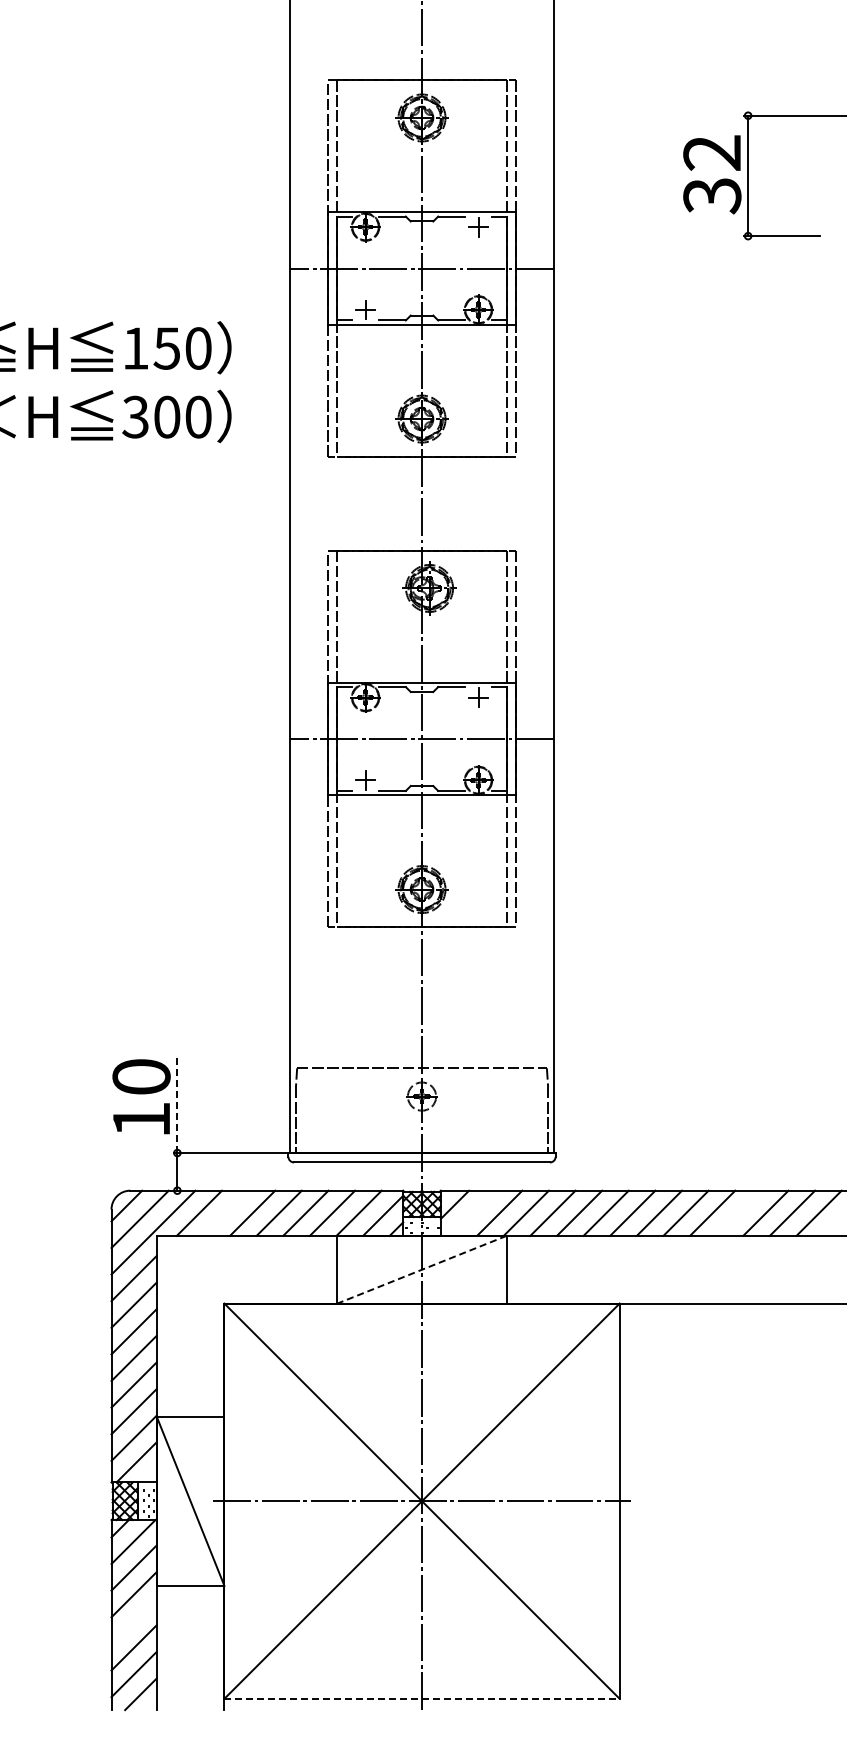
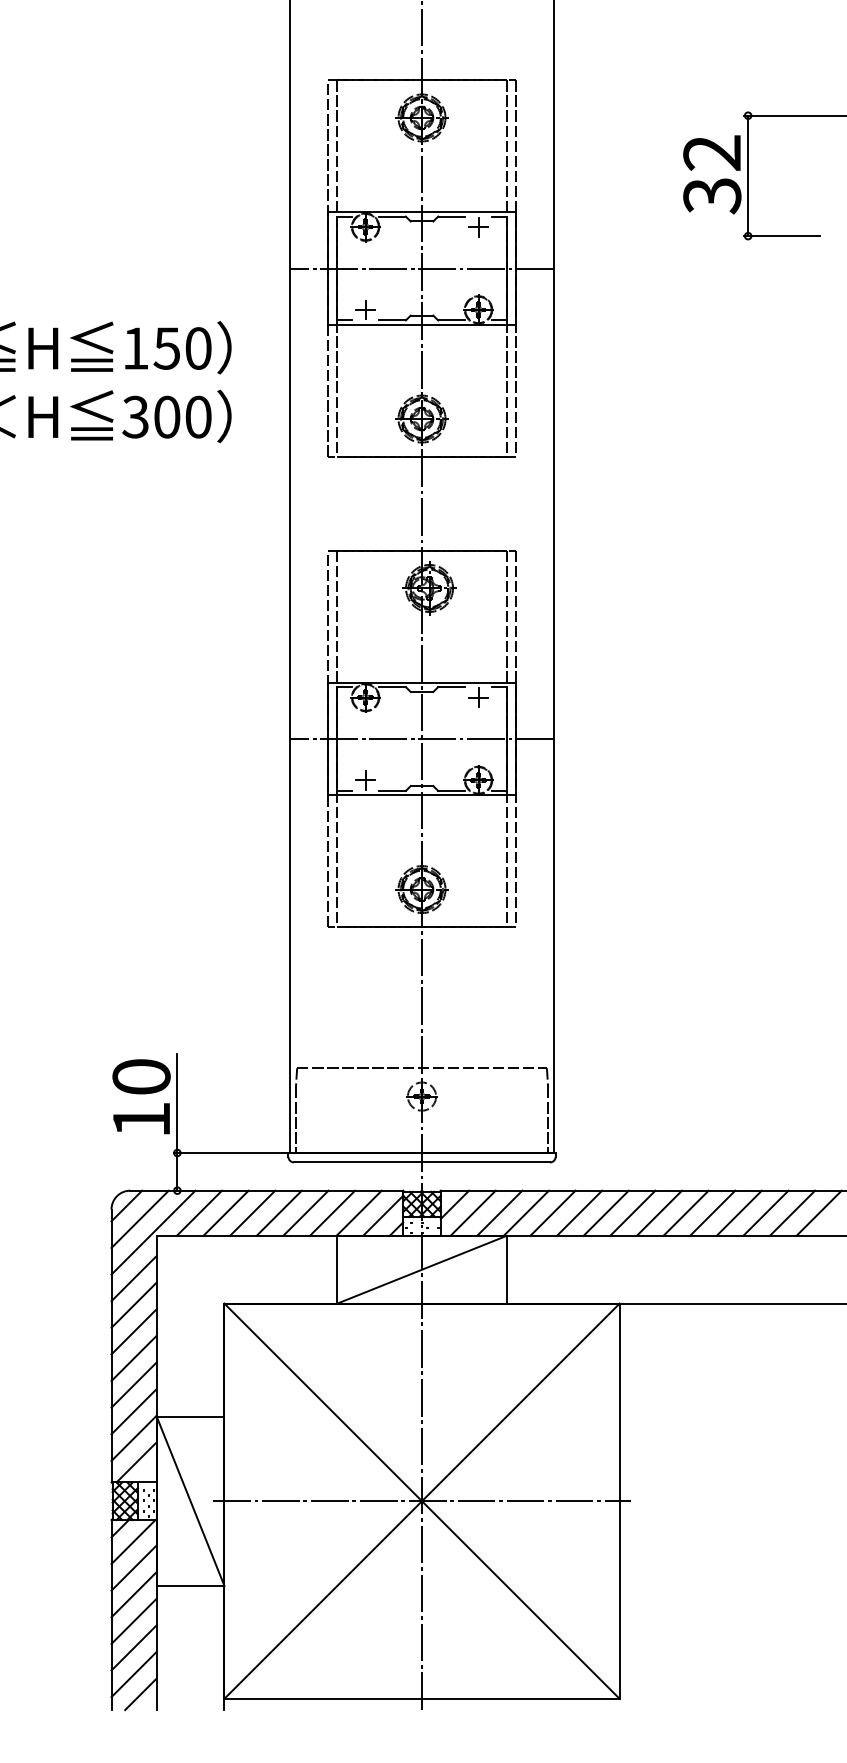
line: dashed -> solid (177, 1103)
line: none -> present (225, 1212)
line: none -> present (472, 1212)
line: none -> present (738, 1212)
line: dashed -> solid (421, 1269)
line: none -> present (133, 1620)
line: dashed -> solid (422, 1698)
